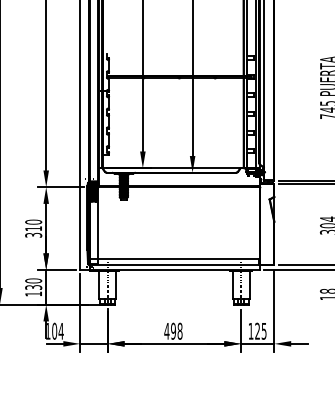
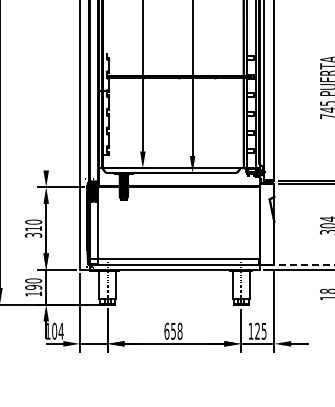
line: present -> none (46, 86)
line: solid -> dashed (306, 265)
text: 130 -> 190 (33, 287)
text: 498 -> 658 (170, 330)
